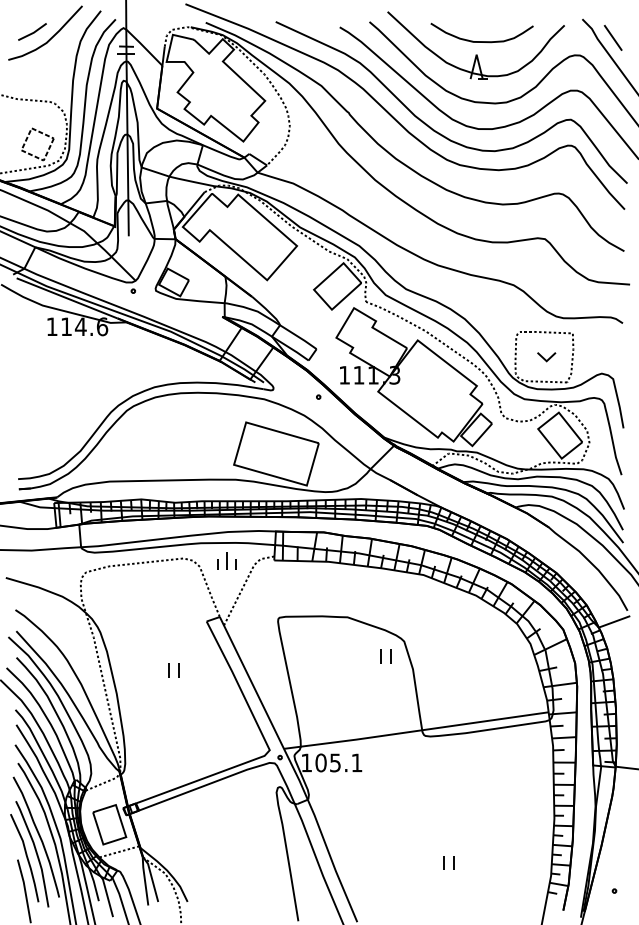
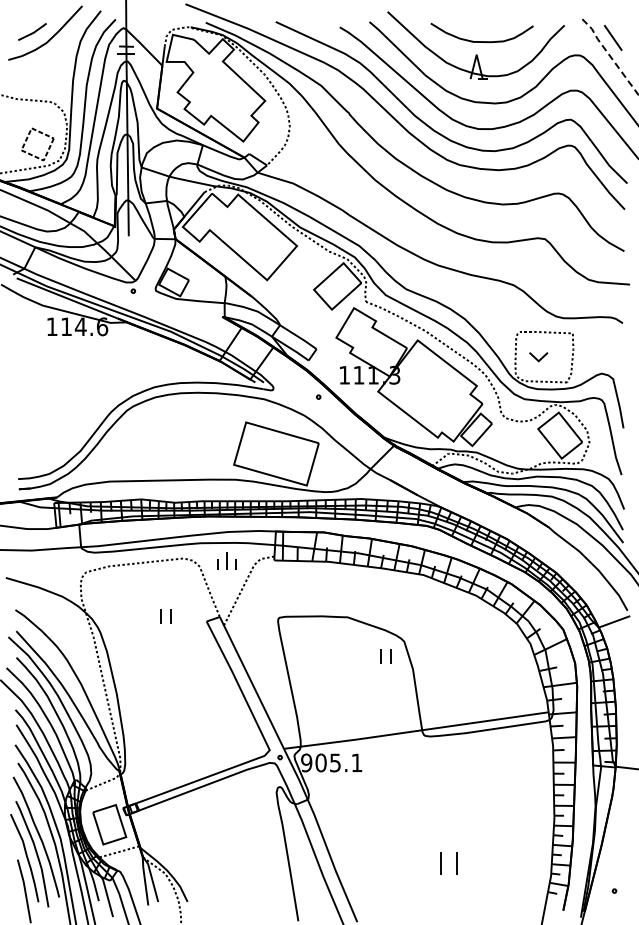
line: solid -> dashed (609, 55)
part position: (546, 357) -> (538, 357) (538, 357)
part position: (173, 670) -> (165, 616) (165, 616)
text: 105.1 -> 905.1 (306, 762)
part size: 12x14 px -> 18x23 px (448, 863)
